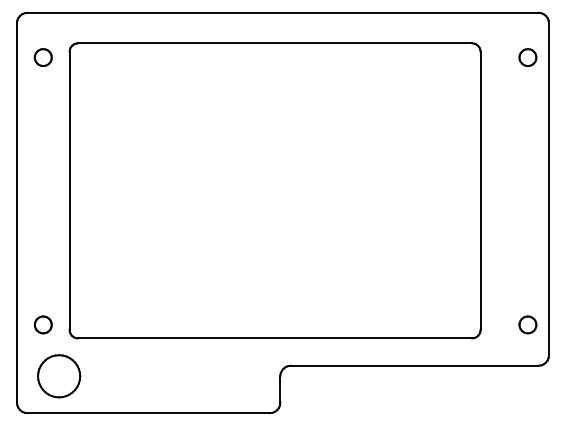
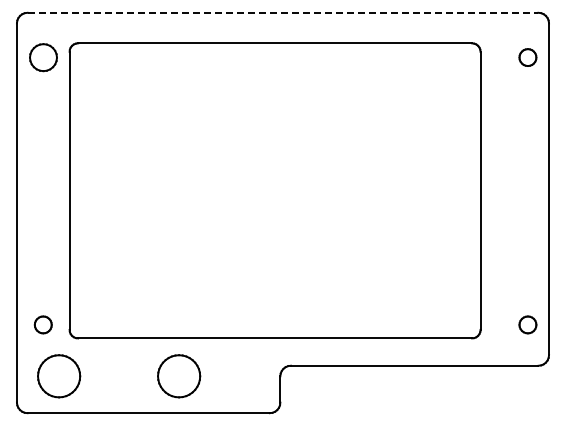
line: solid -> dashed (283, 12)
part size: 20x19 px -> 29x30 px (43, 57)
part: none -> present (179, 376)
